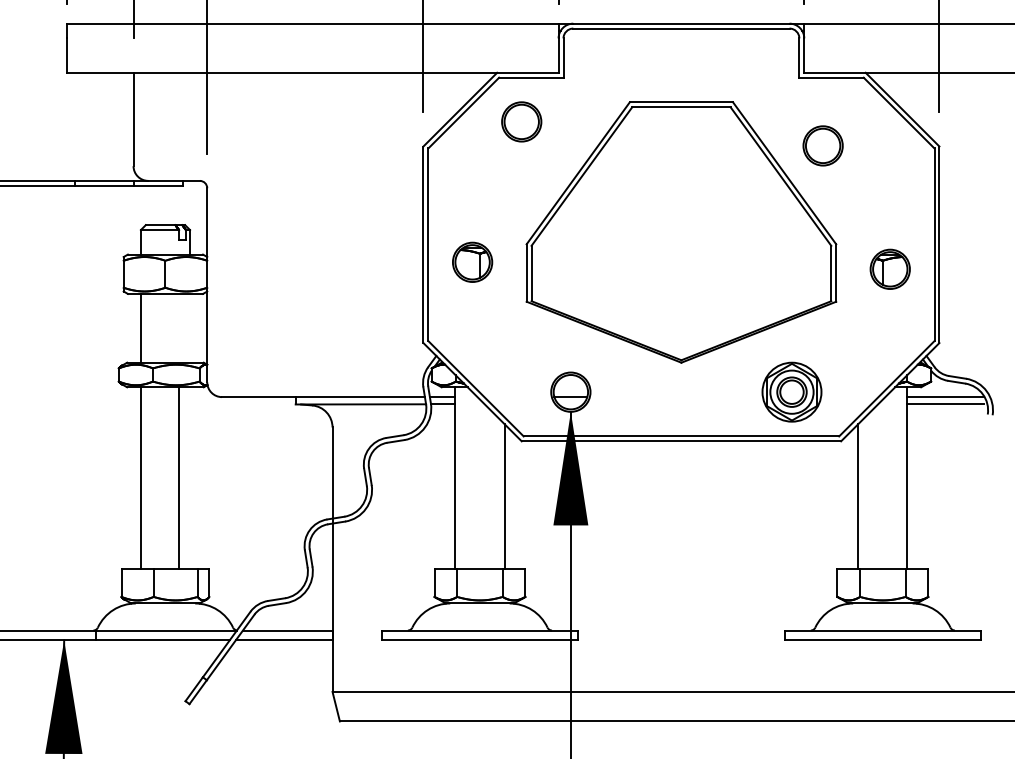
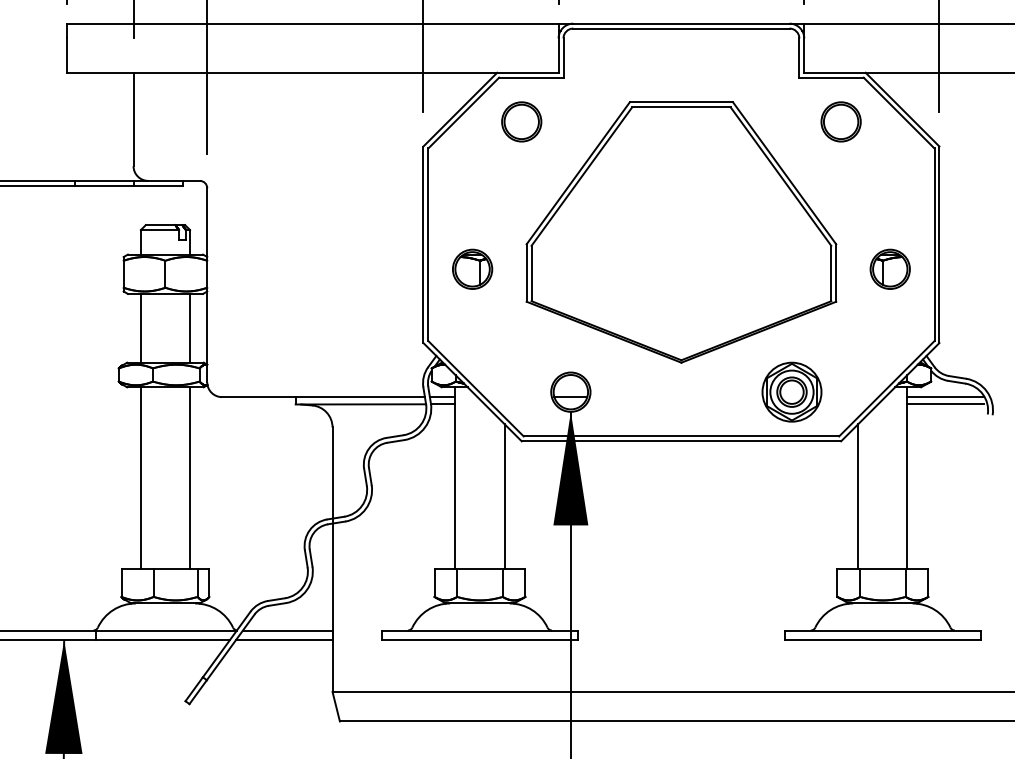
part position: (822, 145) -> (840, 121) (840, 121)
part position: (472, 261) -> (472, 268) (472, 268)
line: none -> present (190, 327)
line position: (179, 478) -> (190, 478) (190, 478)
